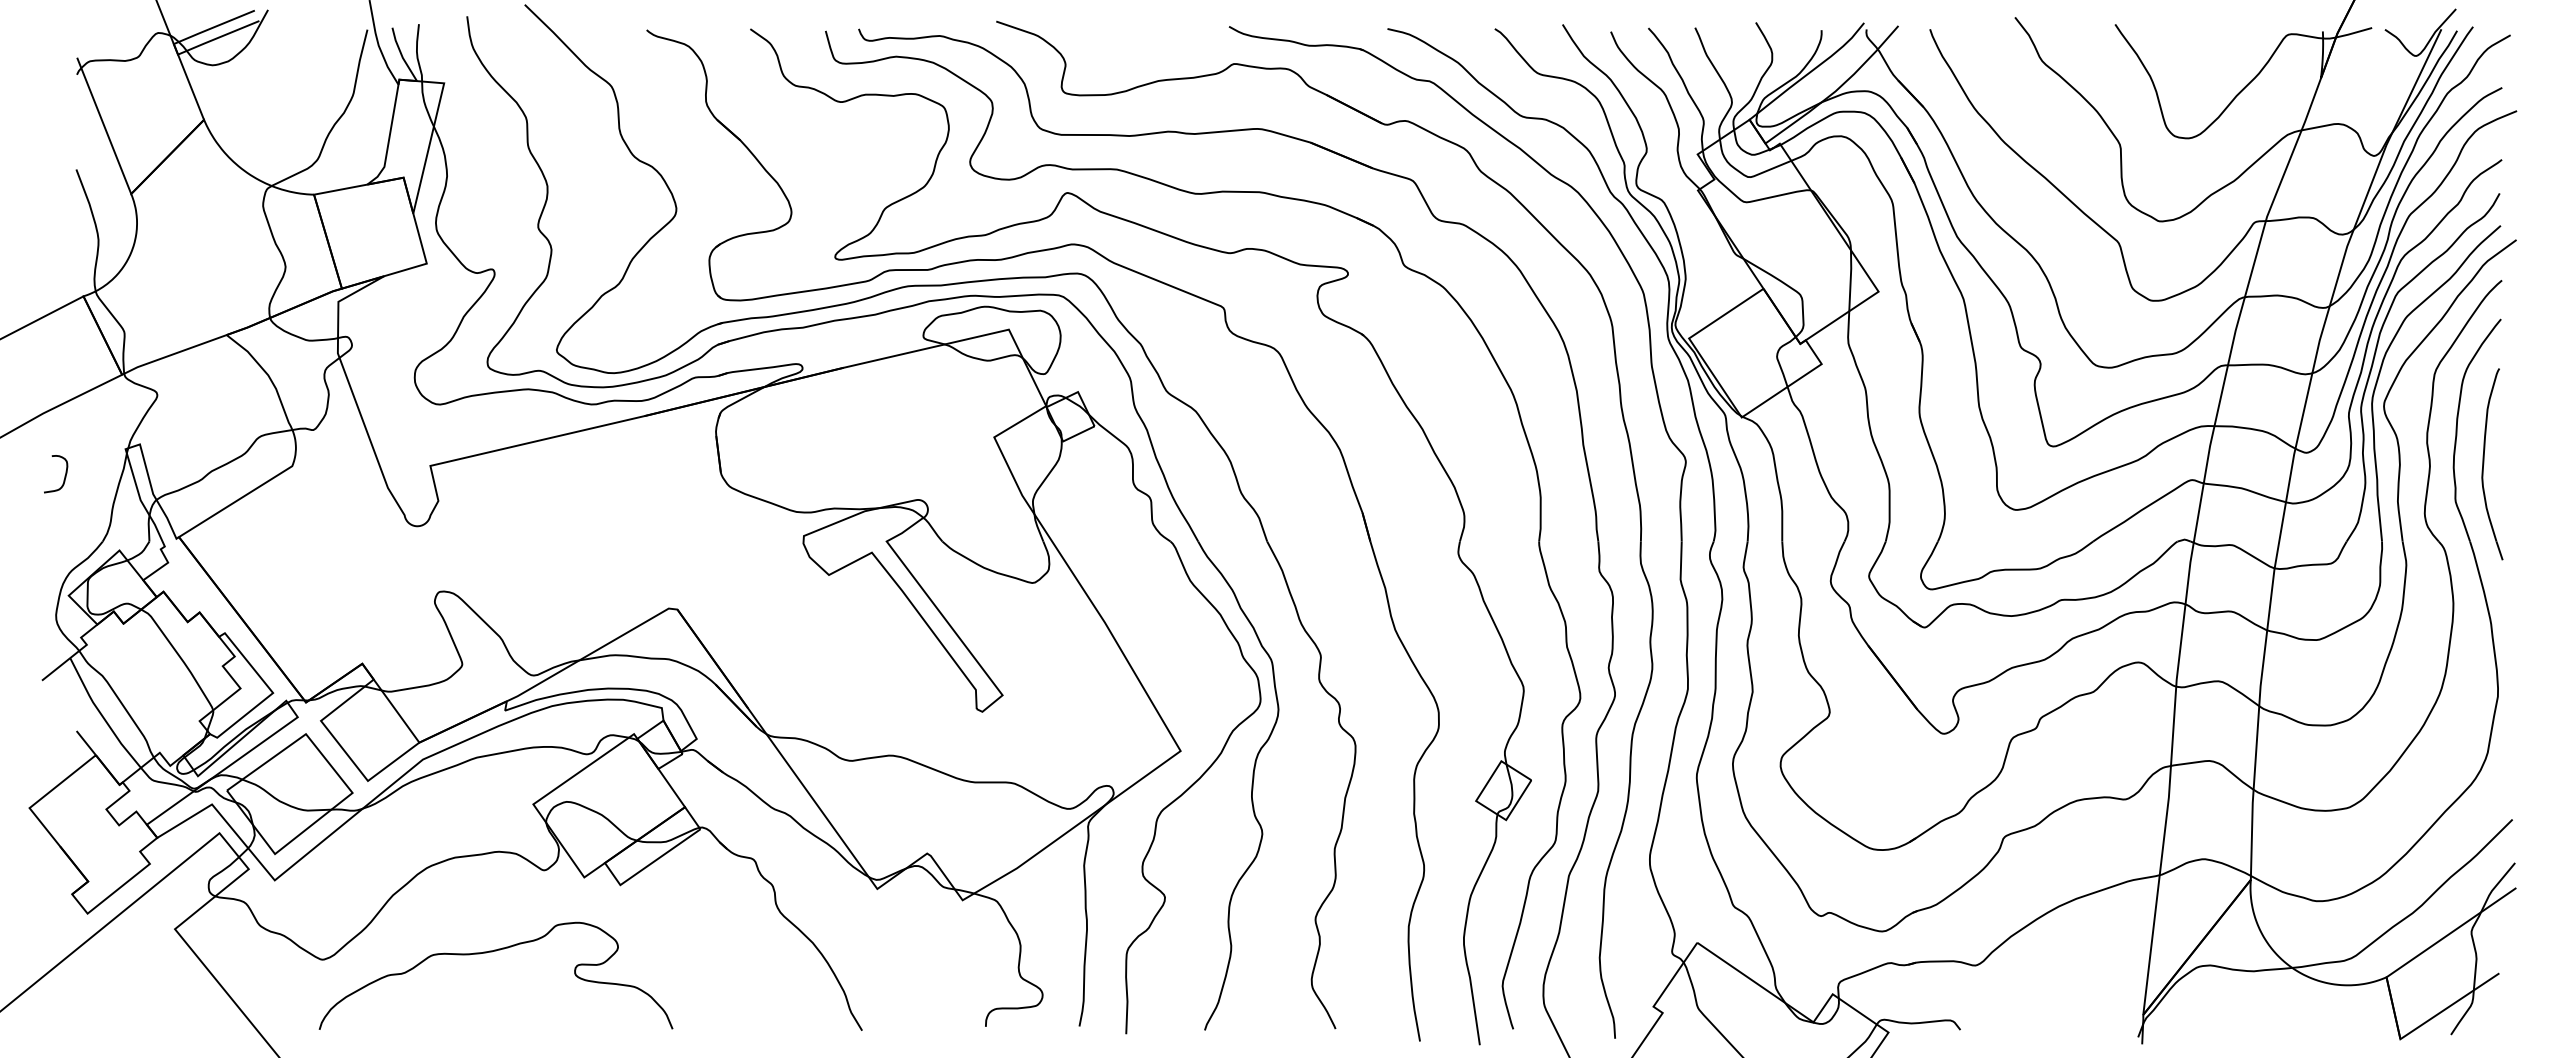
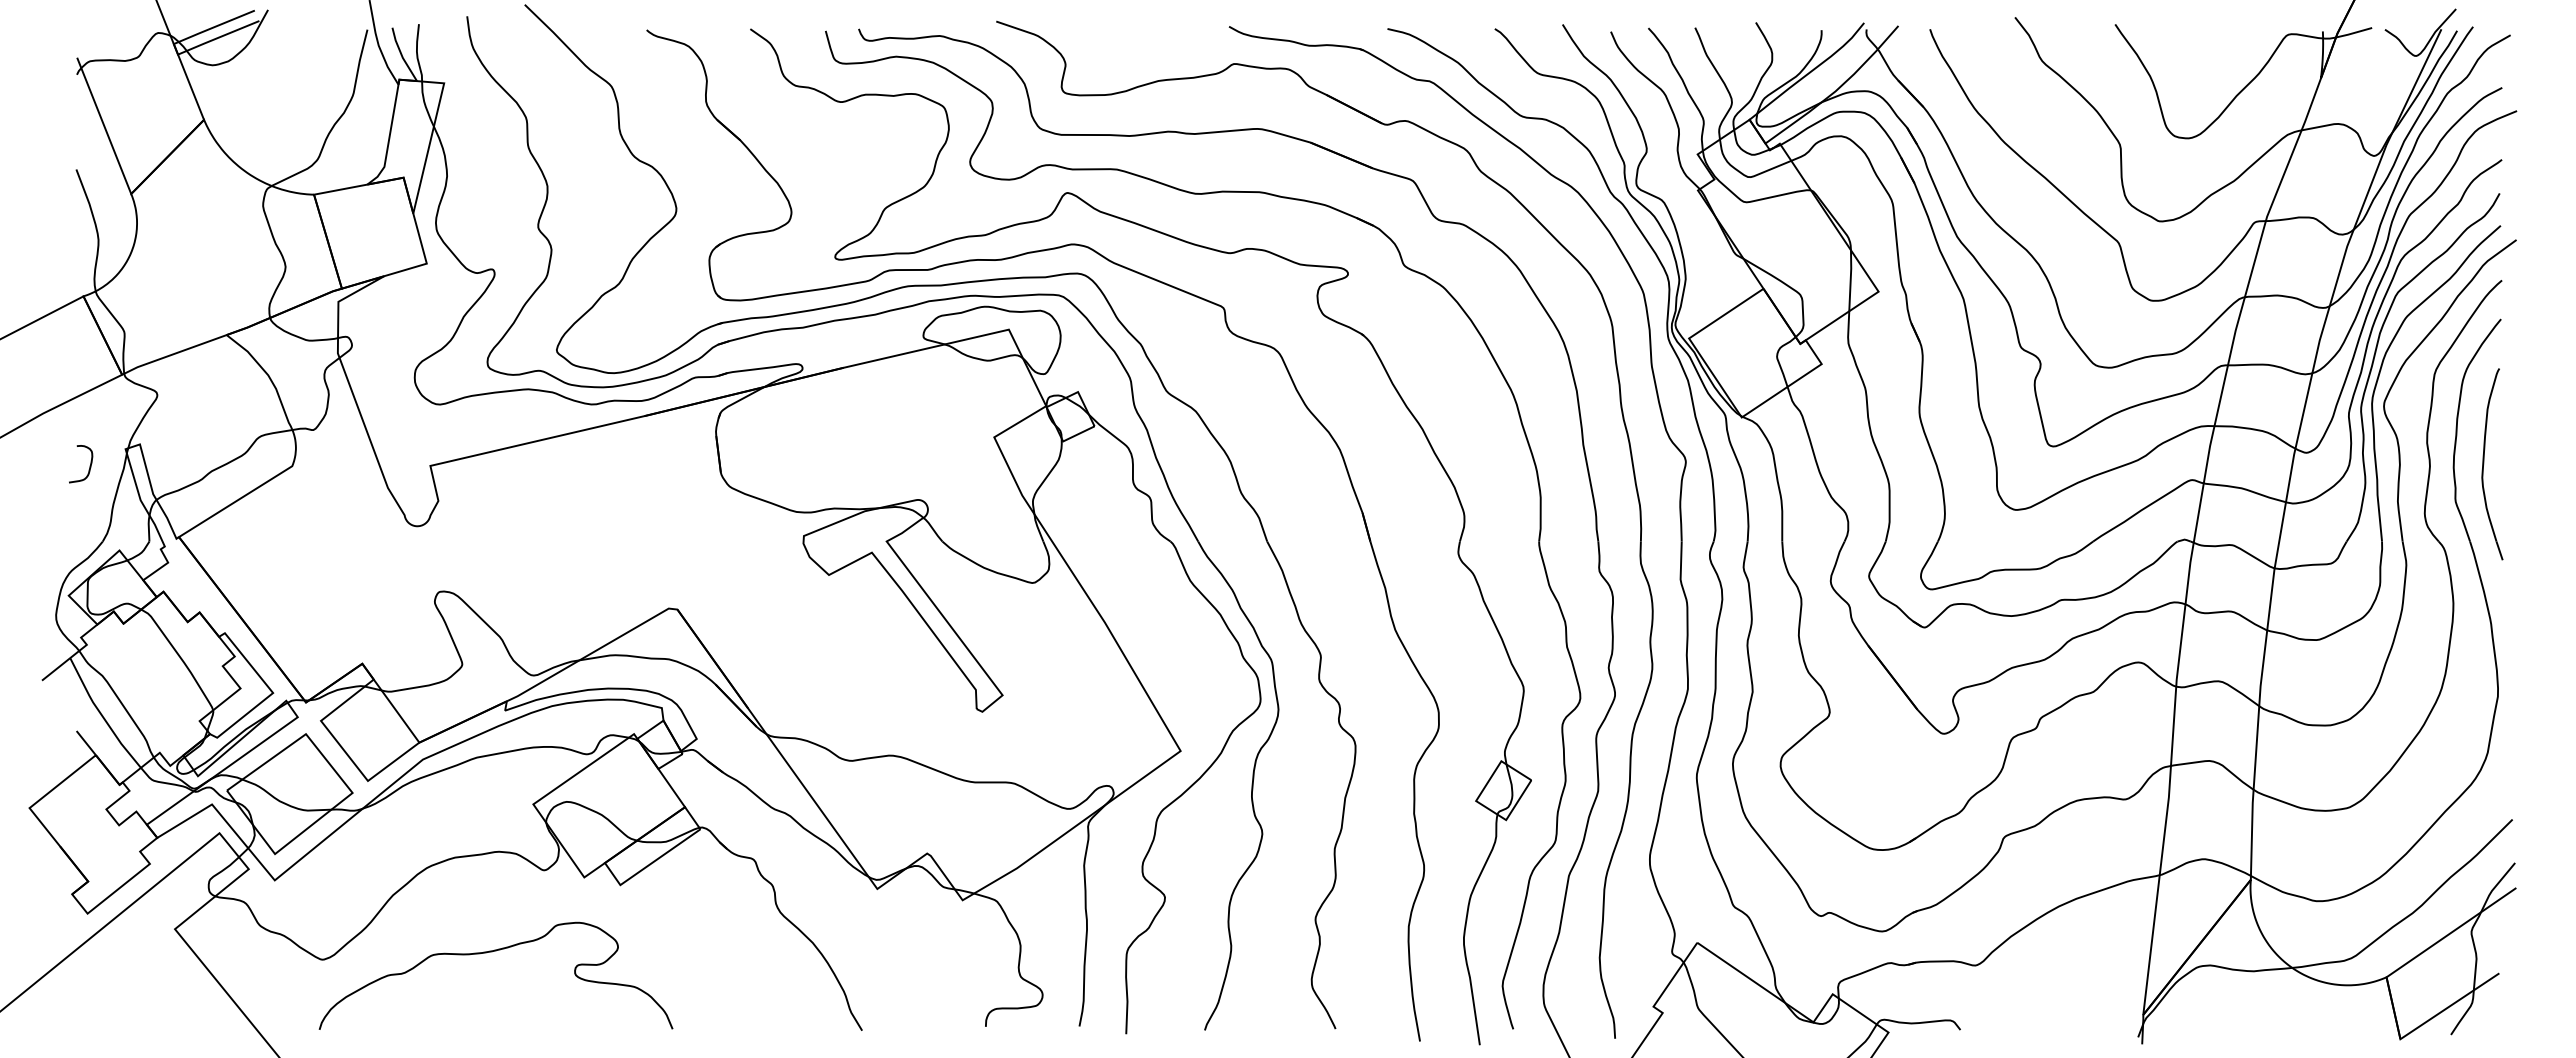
curve position: (64, 475) -> (89, 465) (89, 465)
